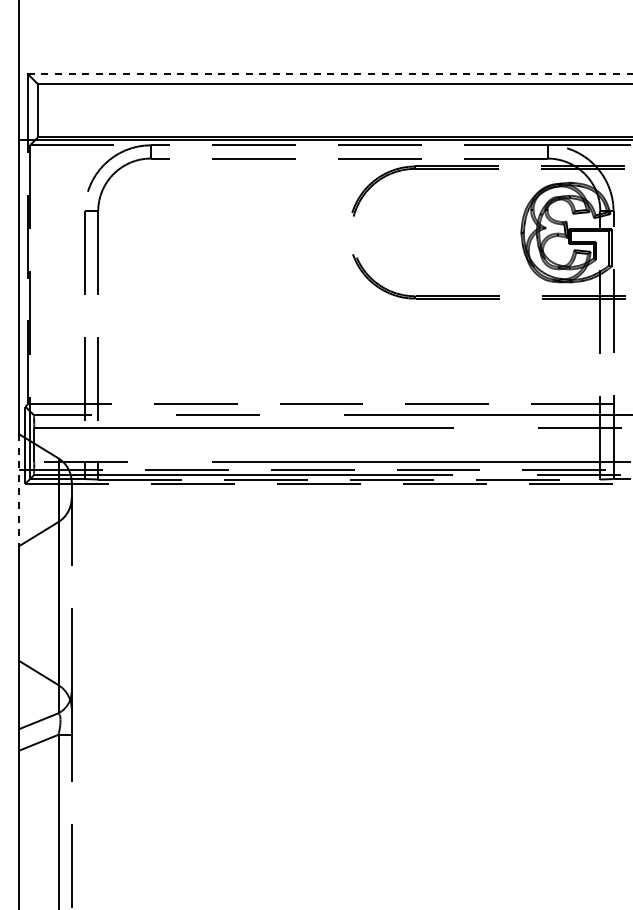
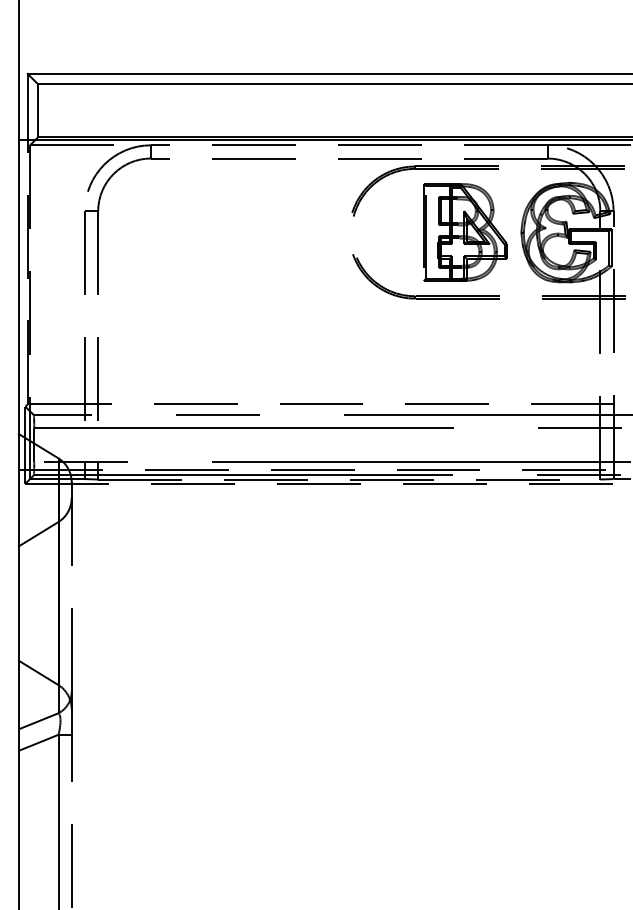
line: dashed -> solid (329, 73)
part: none -> present (465, 232)
line: dashed -> solid (18, 490)
